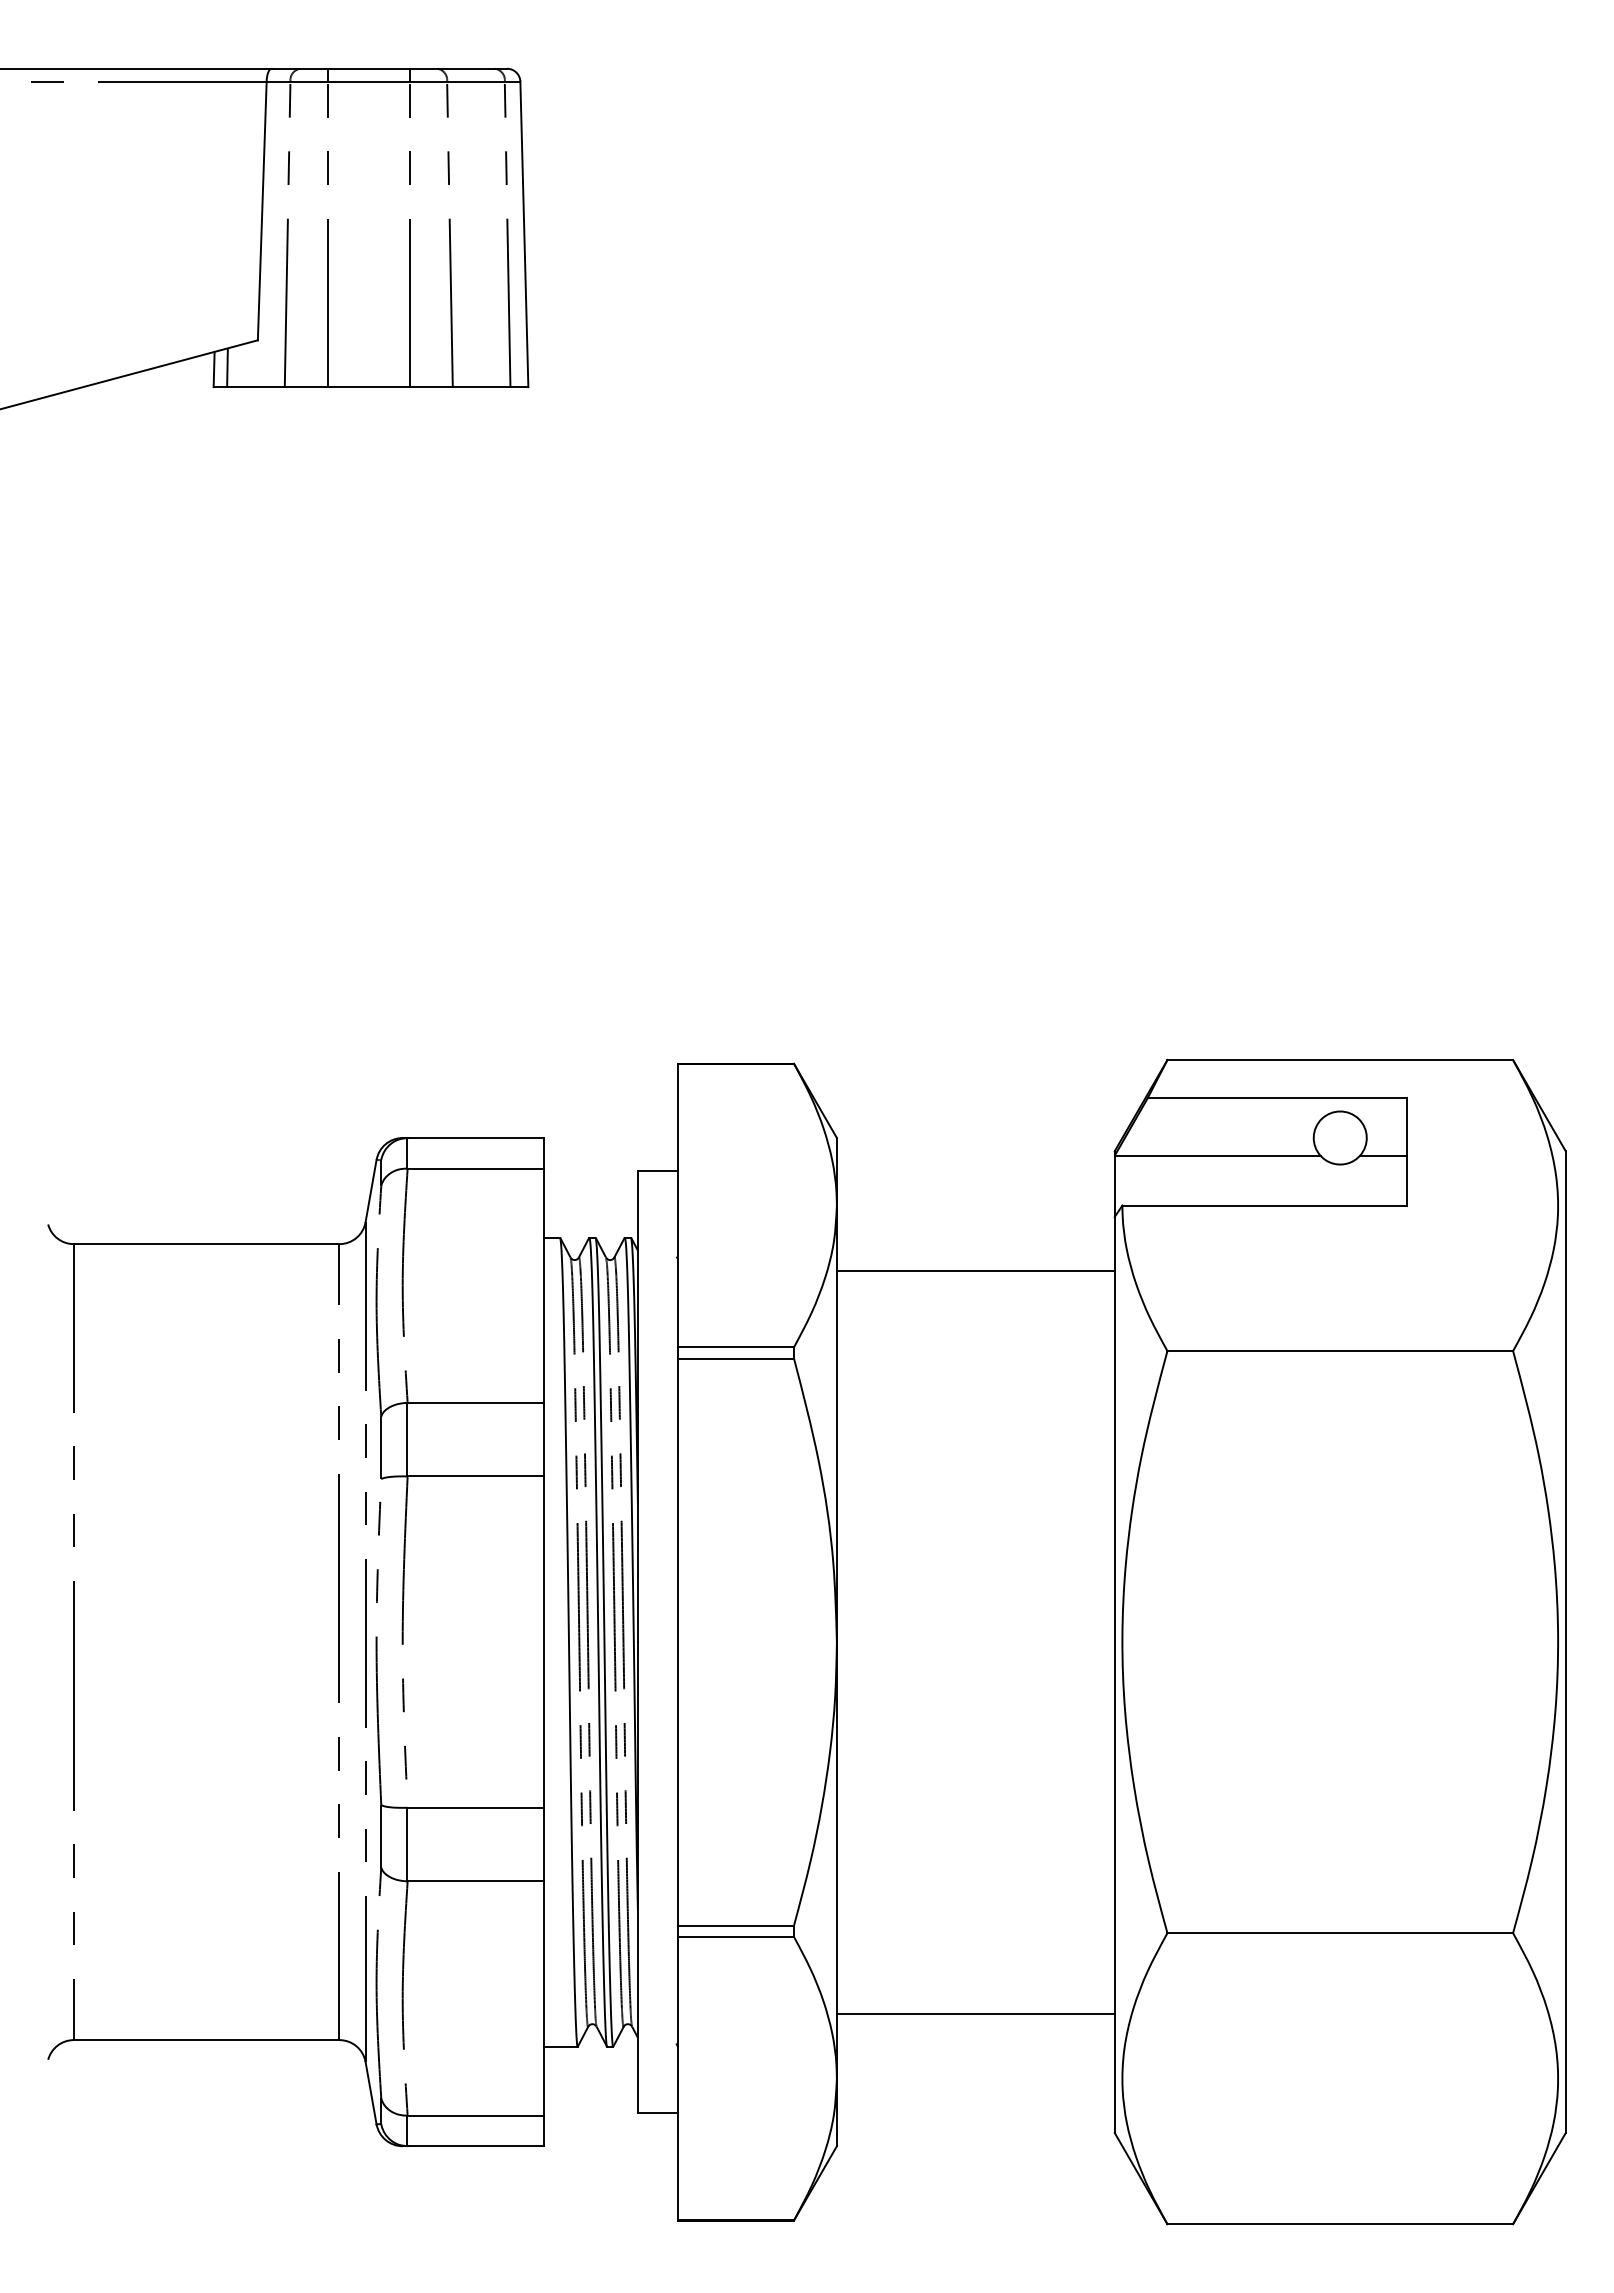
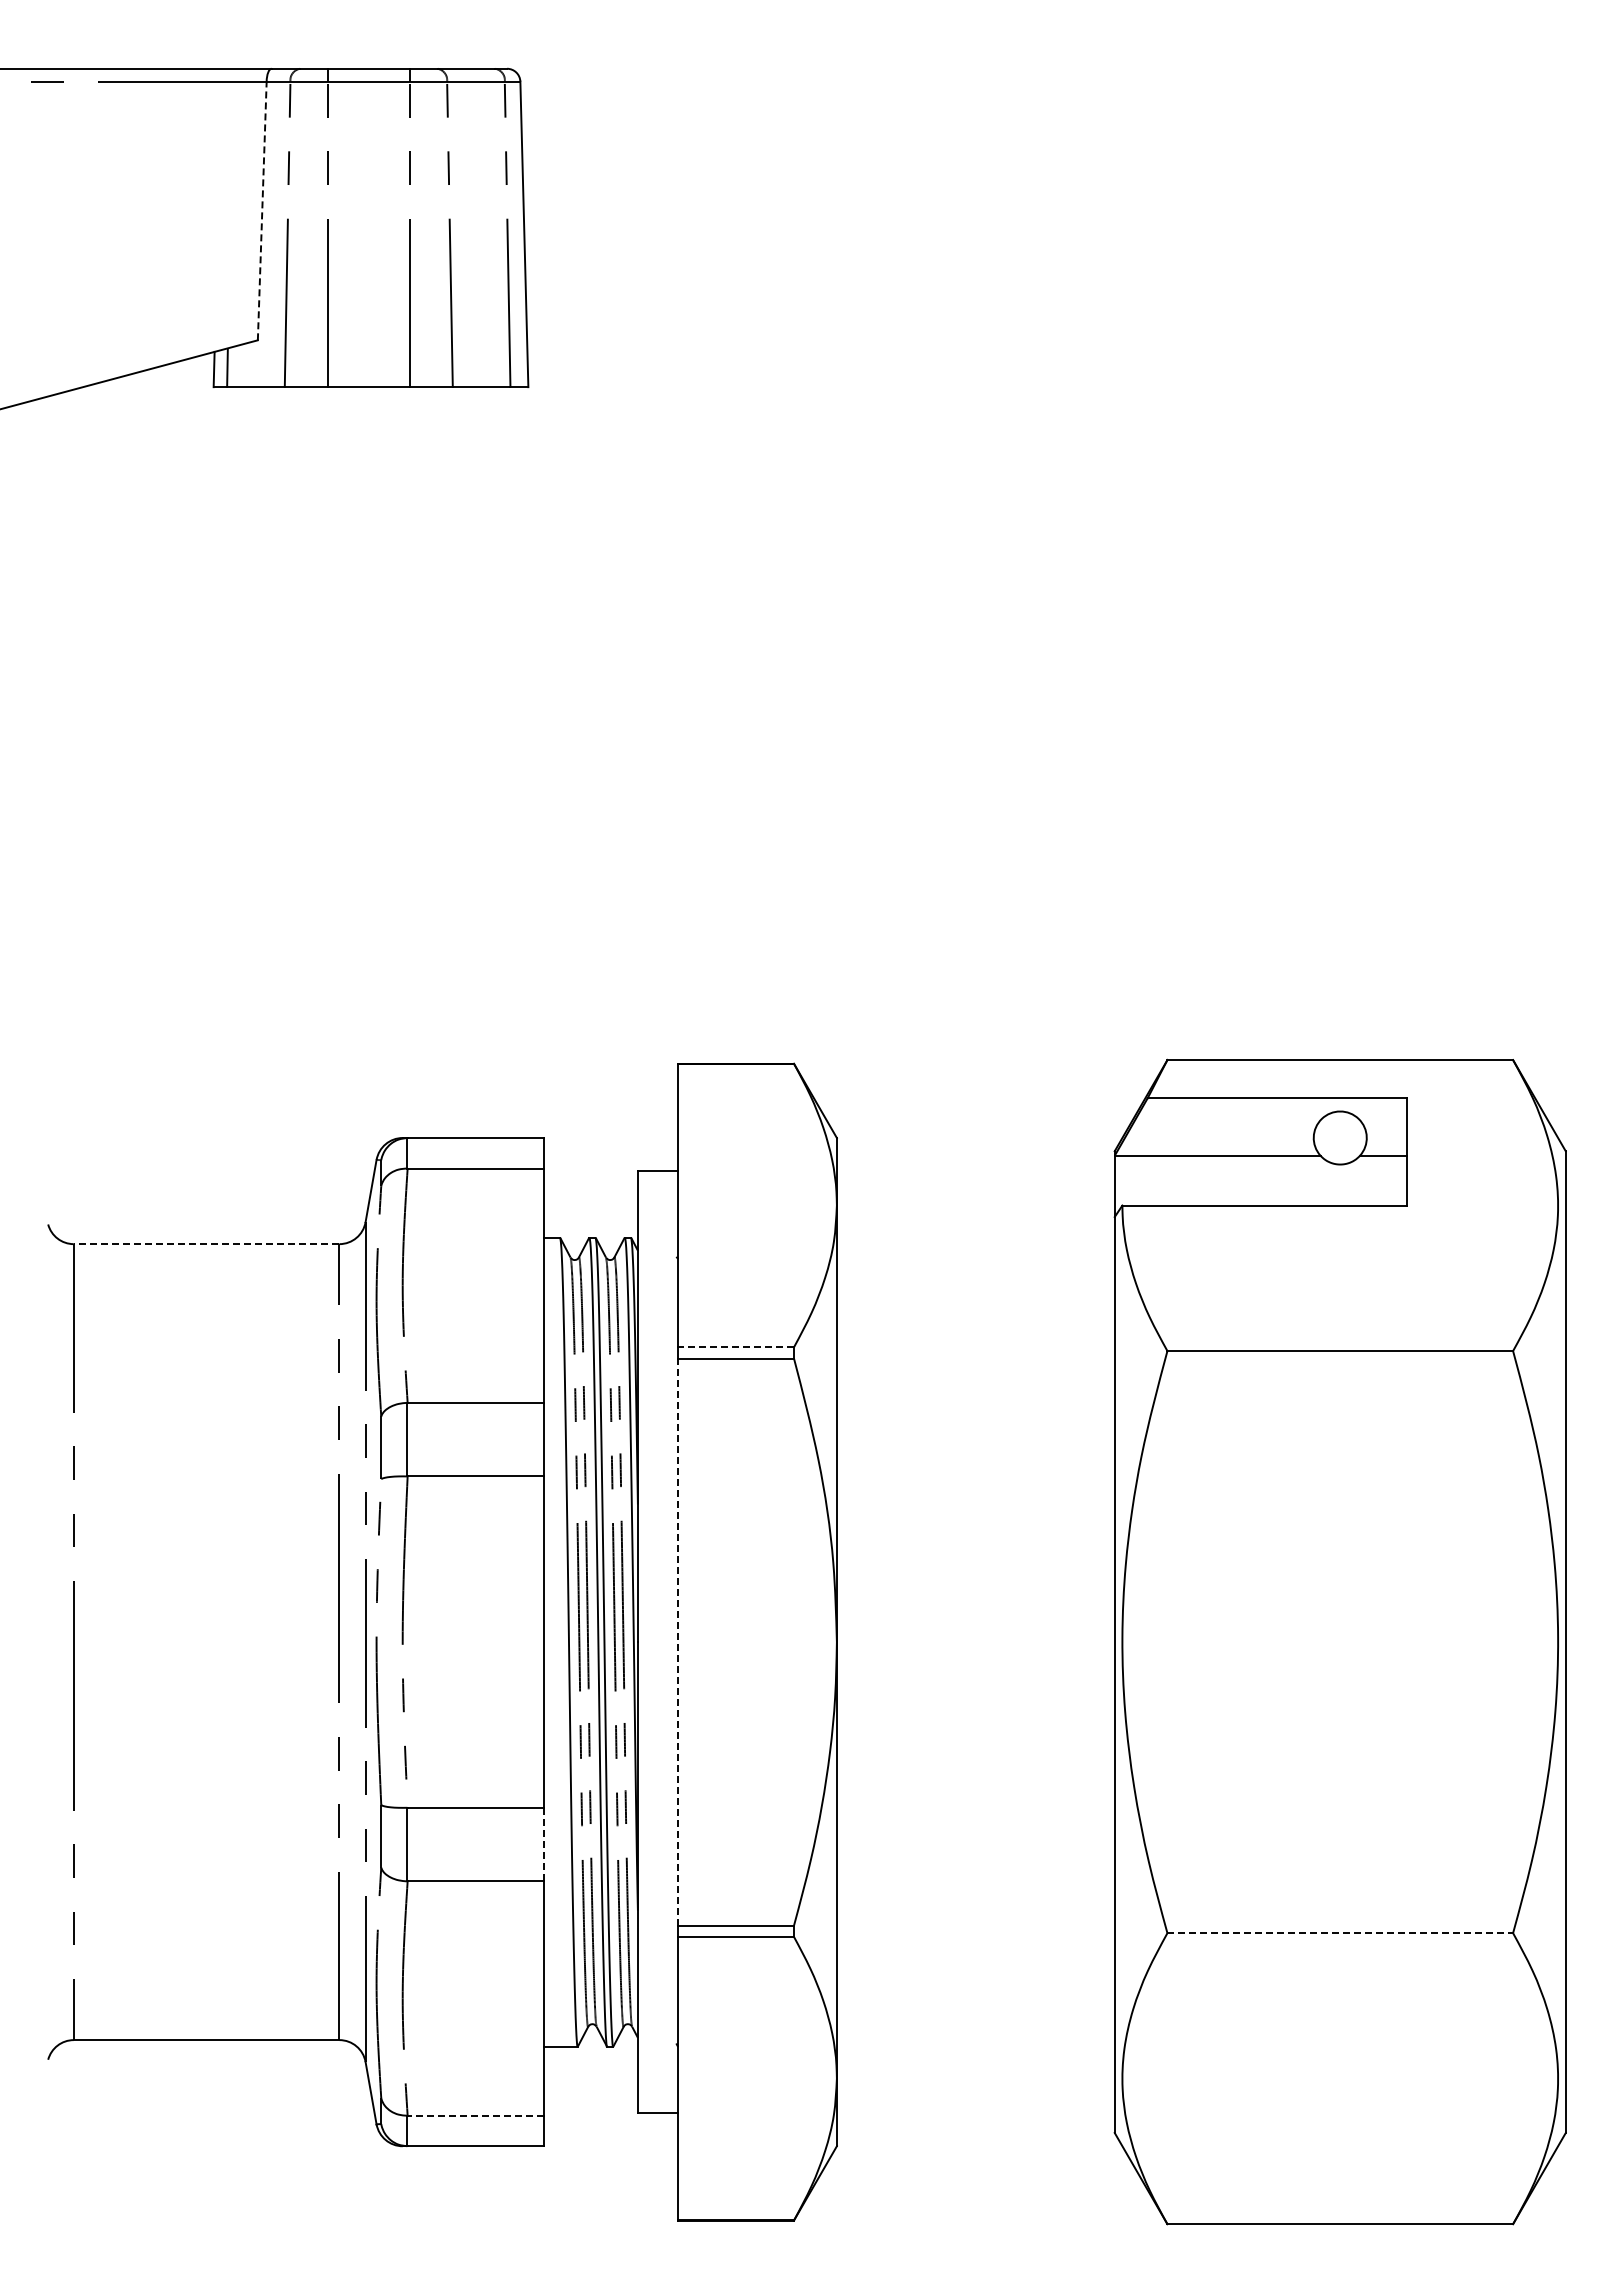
line: solid -> dashed (262, 210)
line: solid -> dashed (206, 1244)
line: present -> none (975, 1270)
line: solid -> dashed (735, 1347)
line: solid -> dashed (677, 1642)
line: solid -> dashed (544, 1844)
line: solid -> dashed (1340, 1933)
line: present -> none (975, 2013)
line: solid -> dashed (475, 2115)
